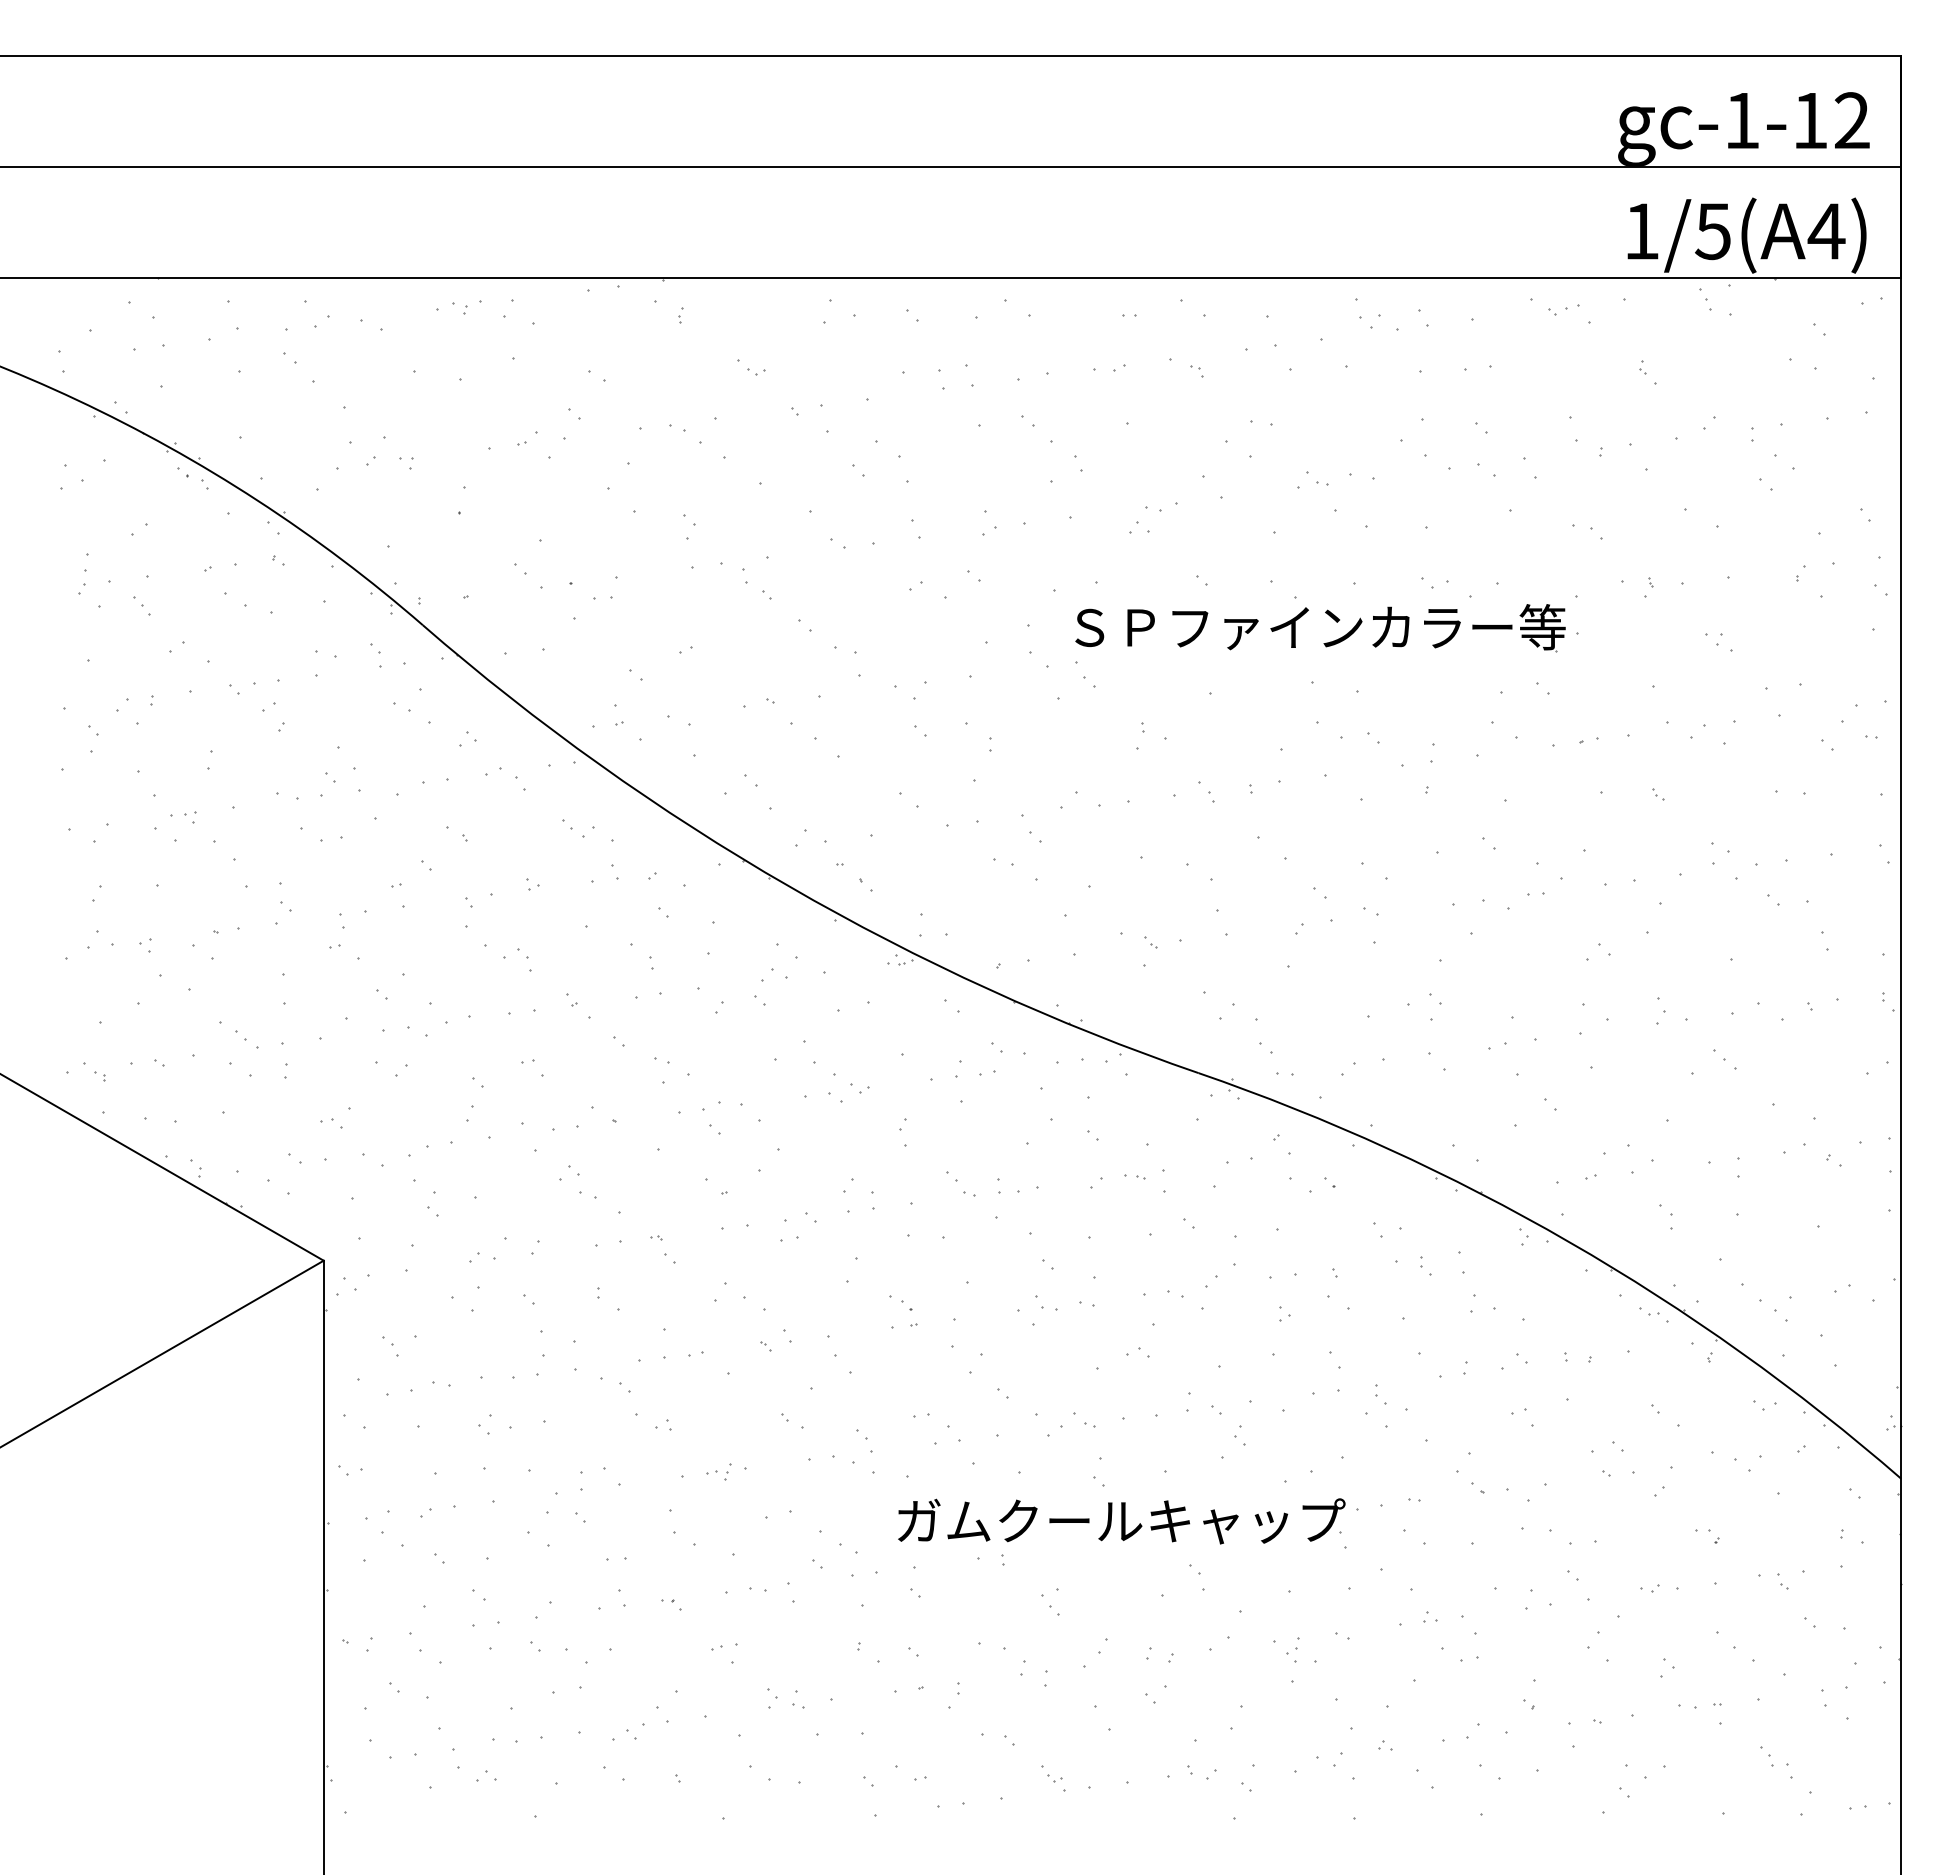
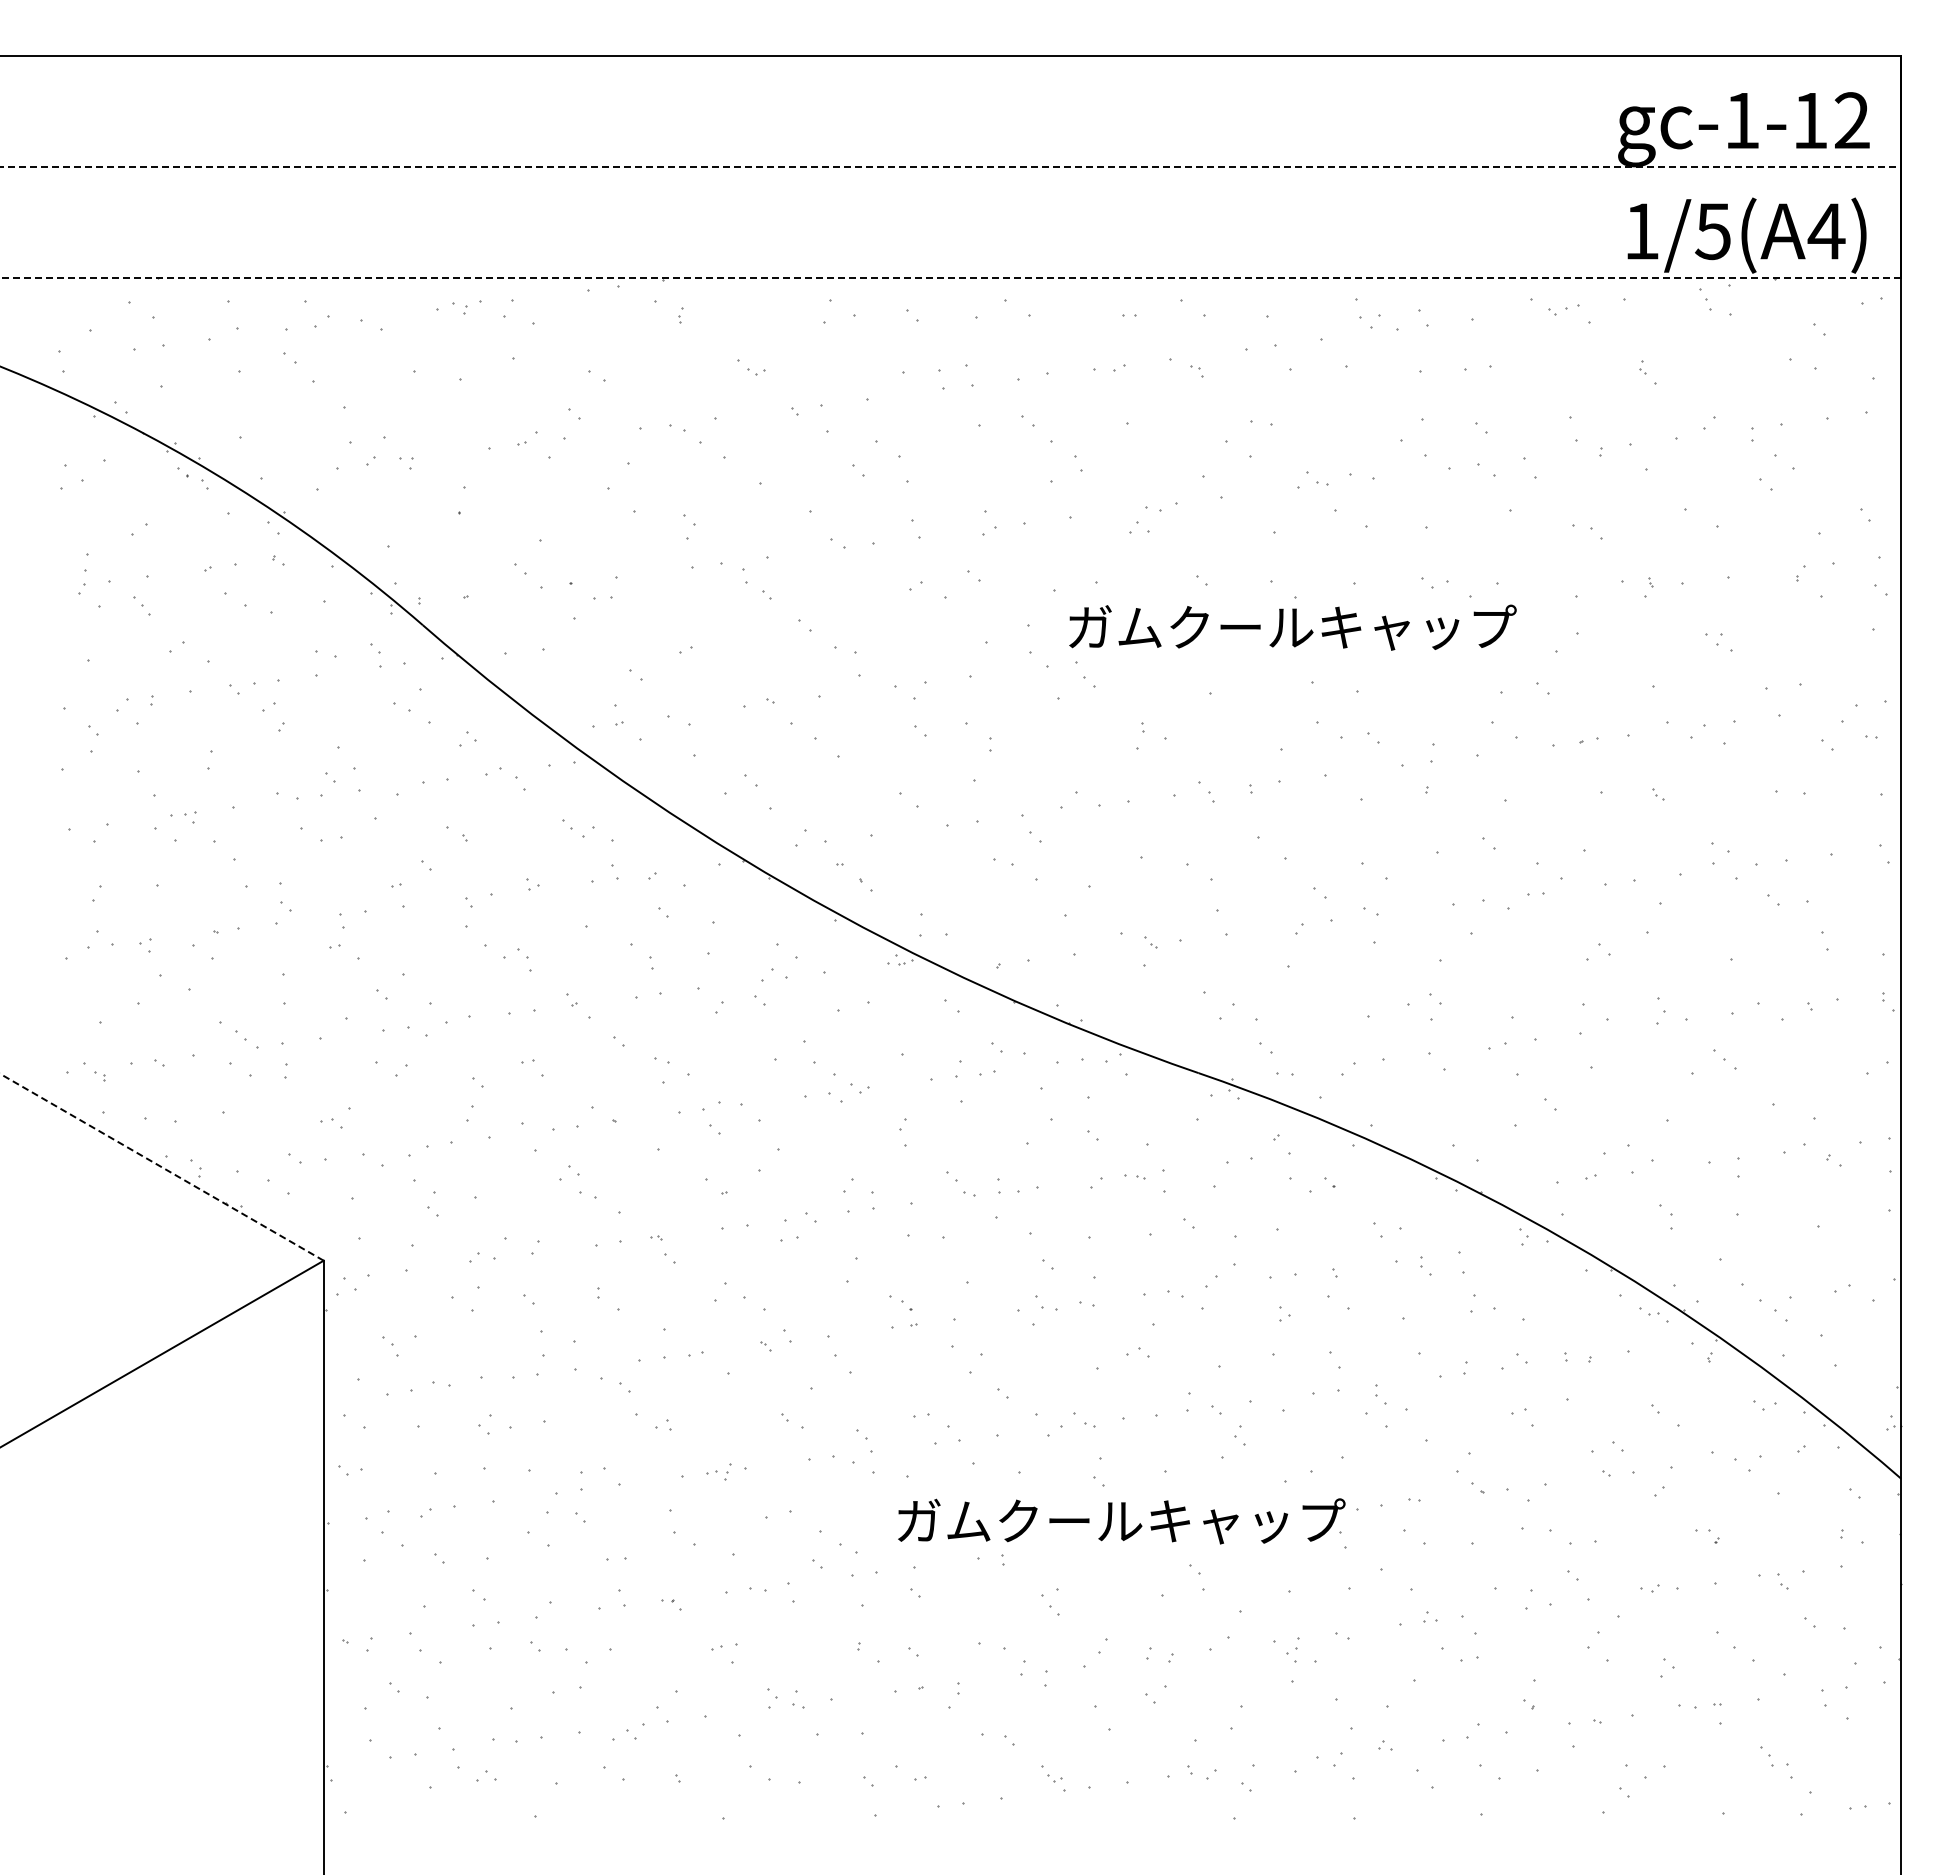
line: solid -> dashed (951, 166)
line: solid -> dashed (950, 277)
text: ＳＰファインカラー等 -> ガムクールキャップ (1317, 627)
line: solid -> dashed (161, 1167)
